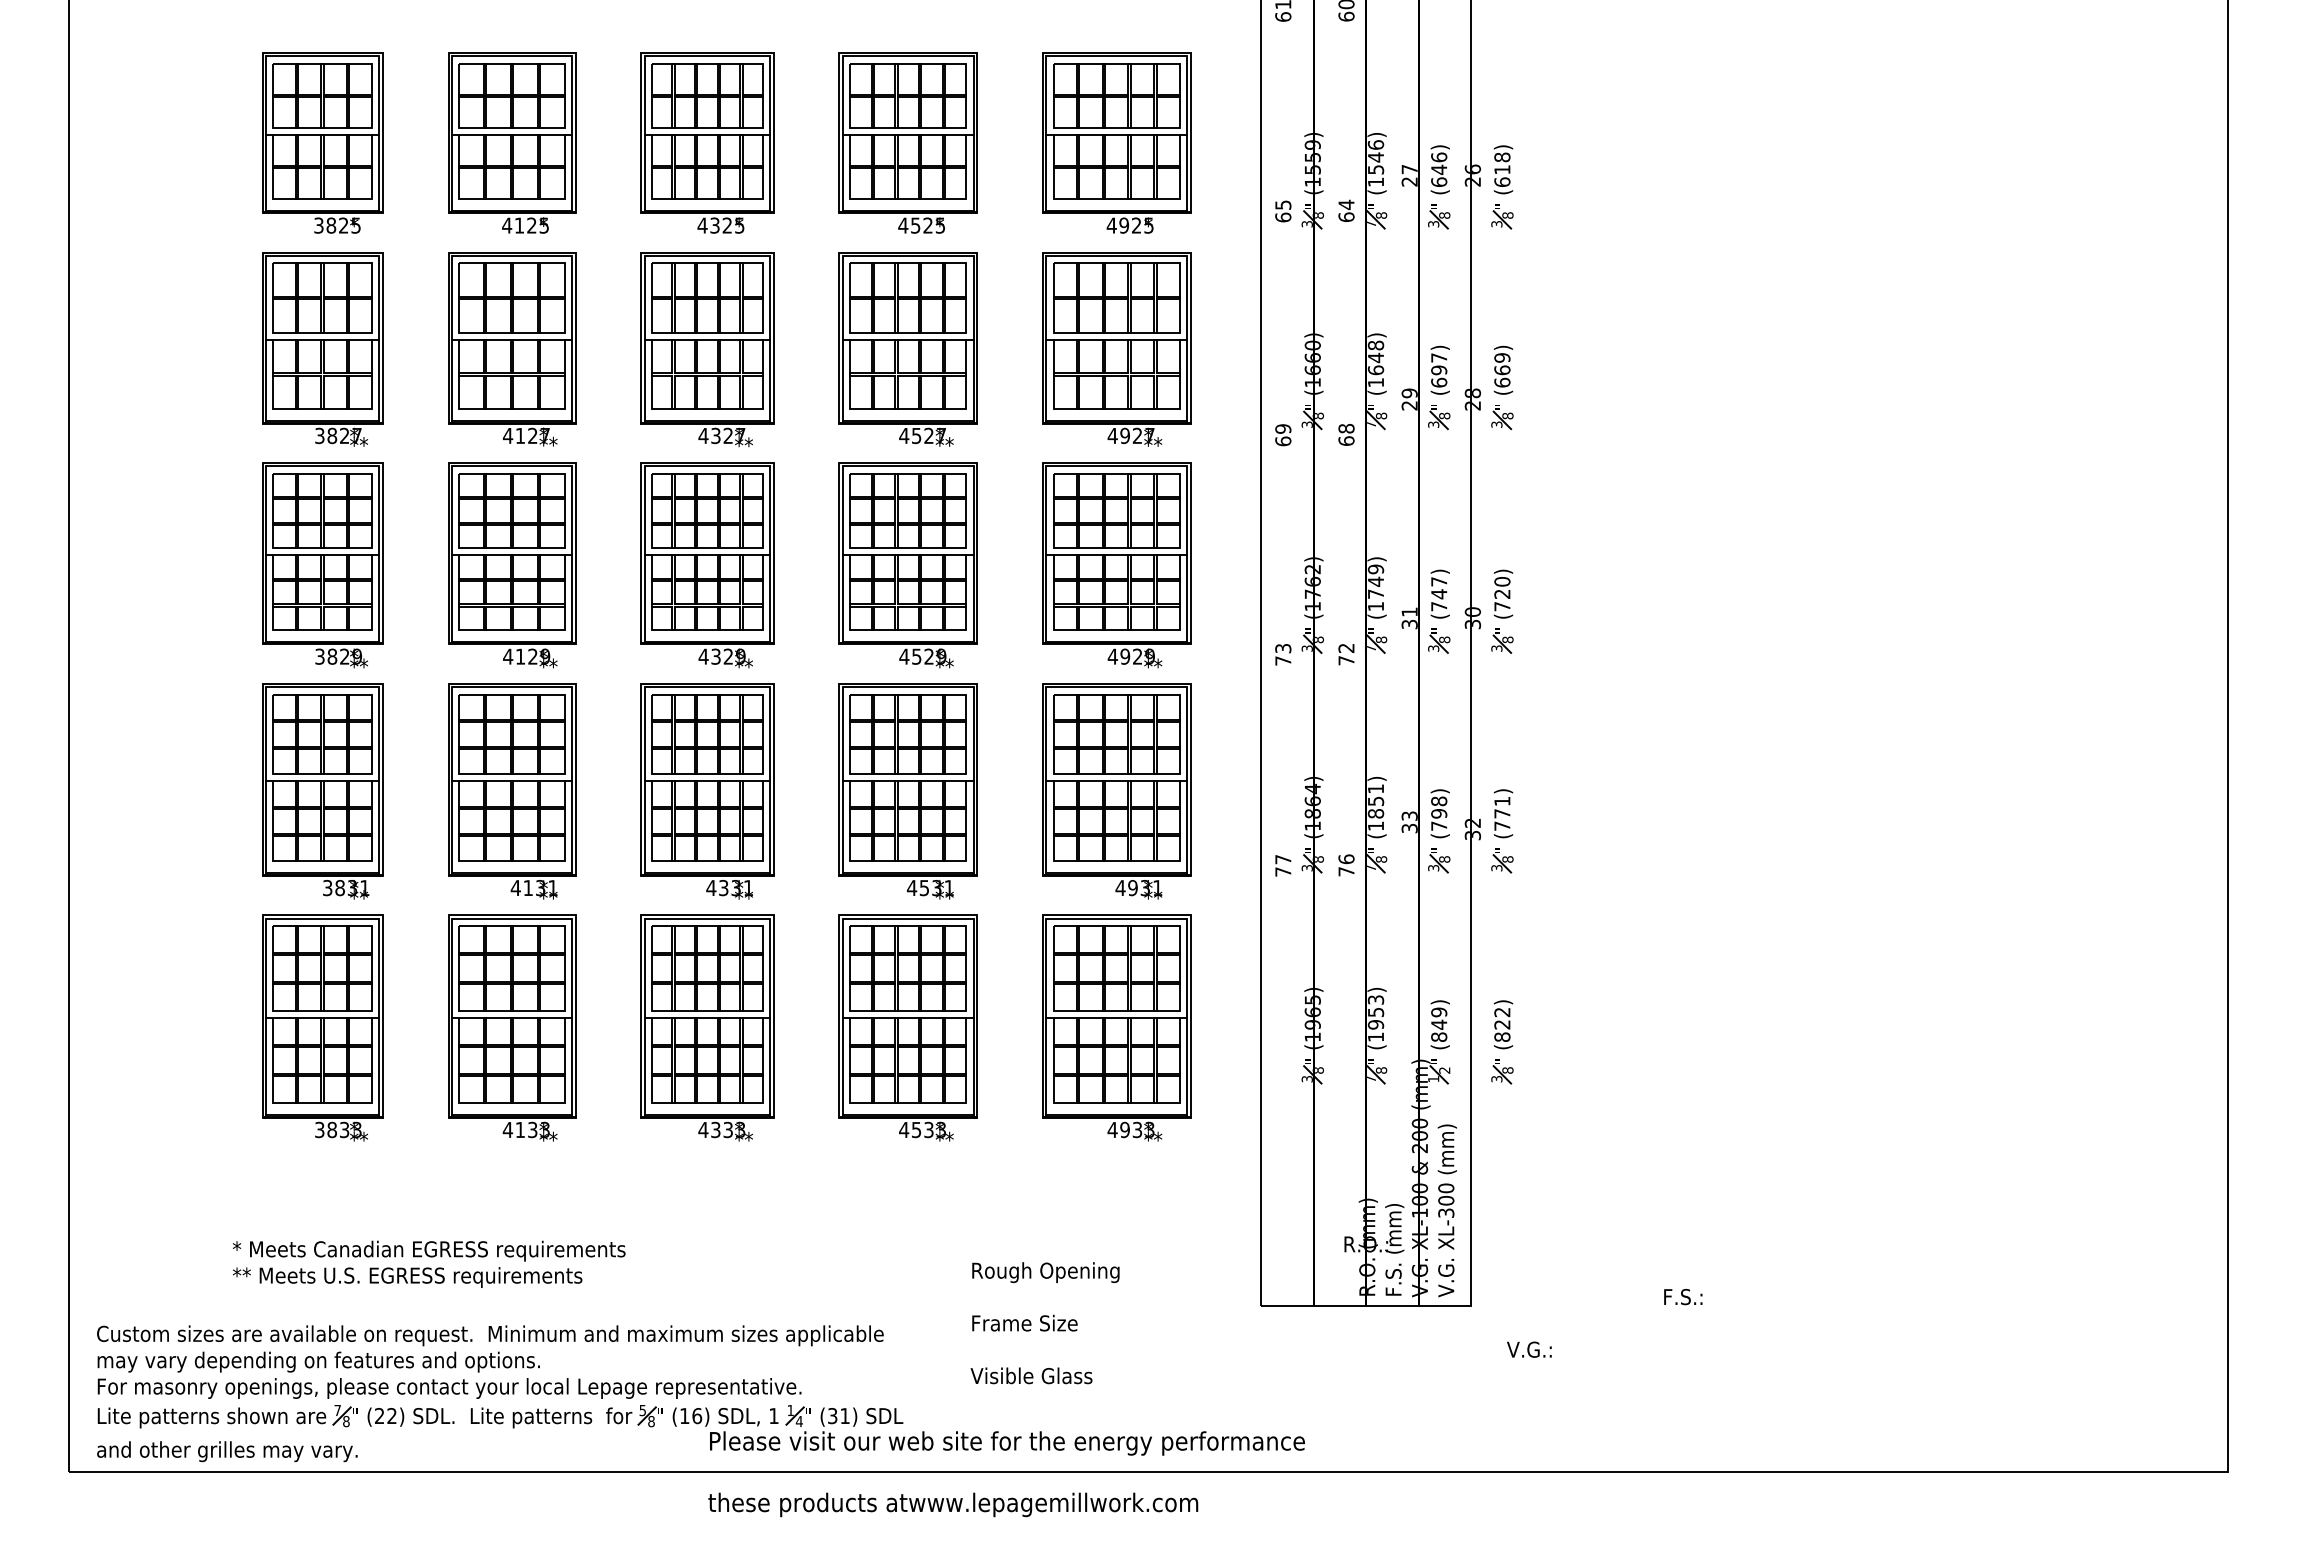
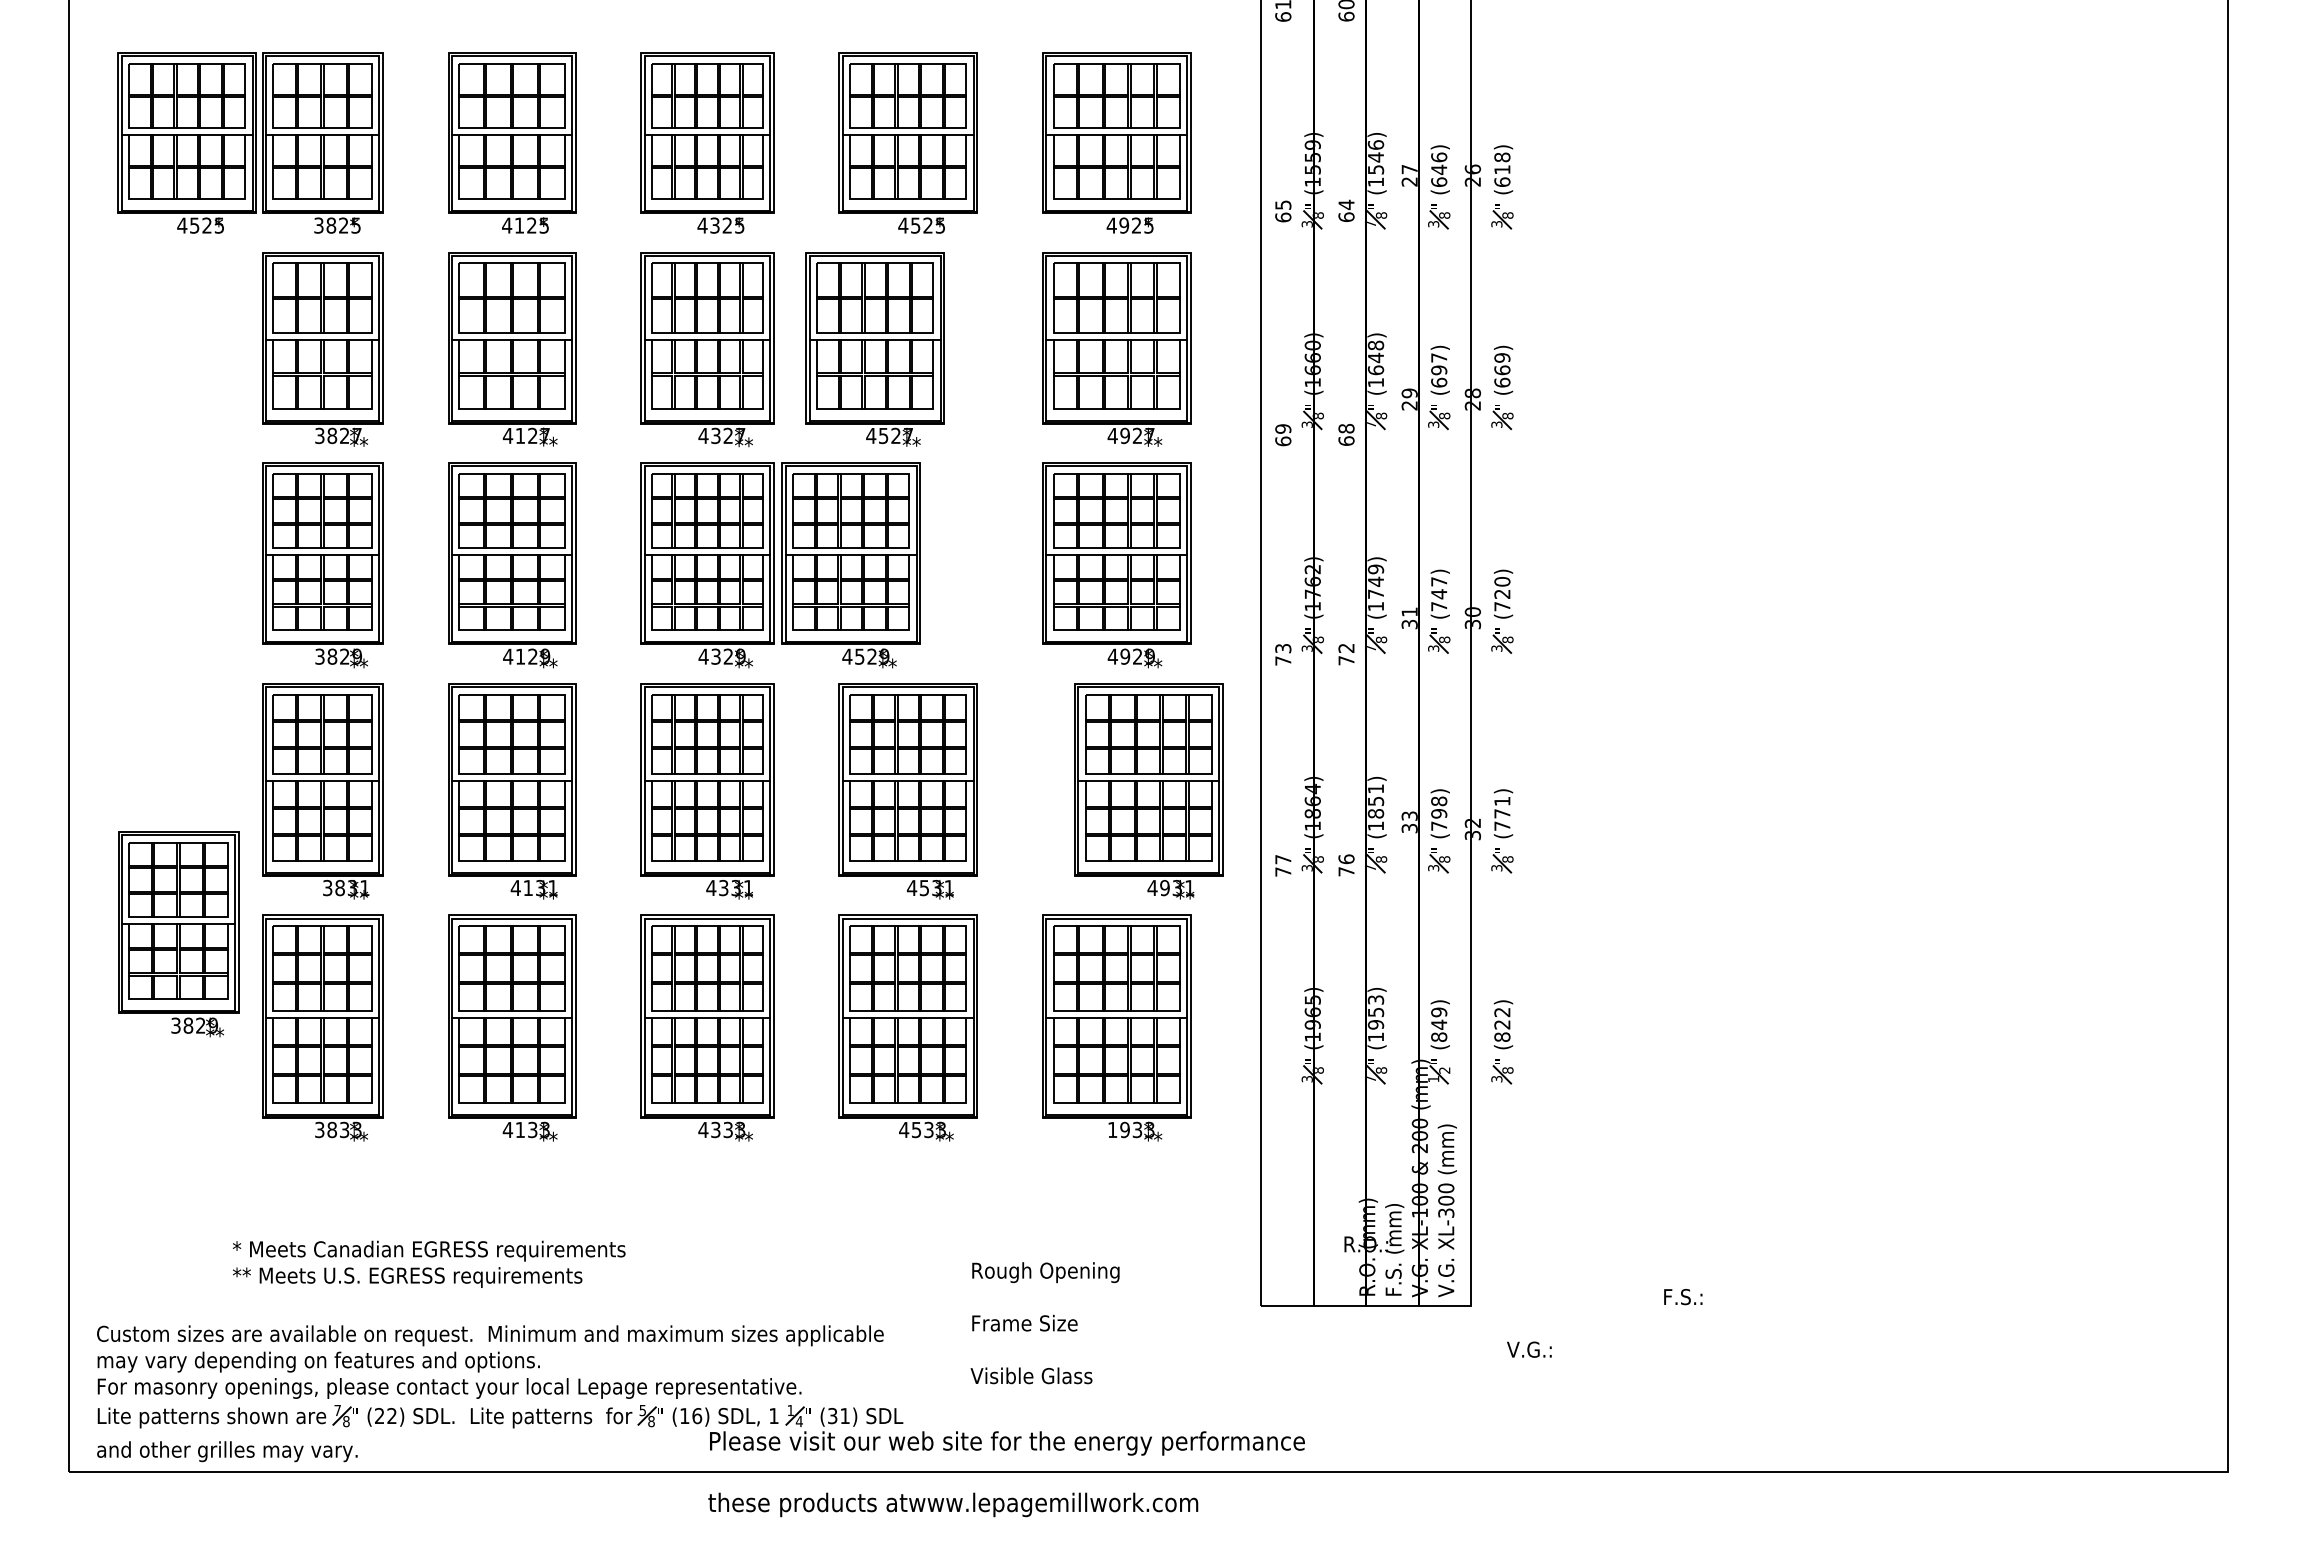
part: none -> present (186, 142)
part position: (907, 349) -> (874, 349) (874, 349)
part position: (907, 565) -> (850, 565) (850, 565)
part position: (1116, 791) -> (1148, 791) (1148, 791)
part: none -> present (178, 934)
text: 4933 -> 1933 (1112, 1129)
